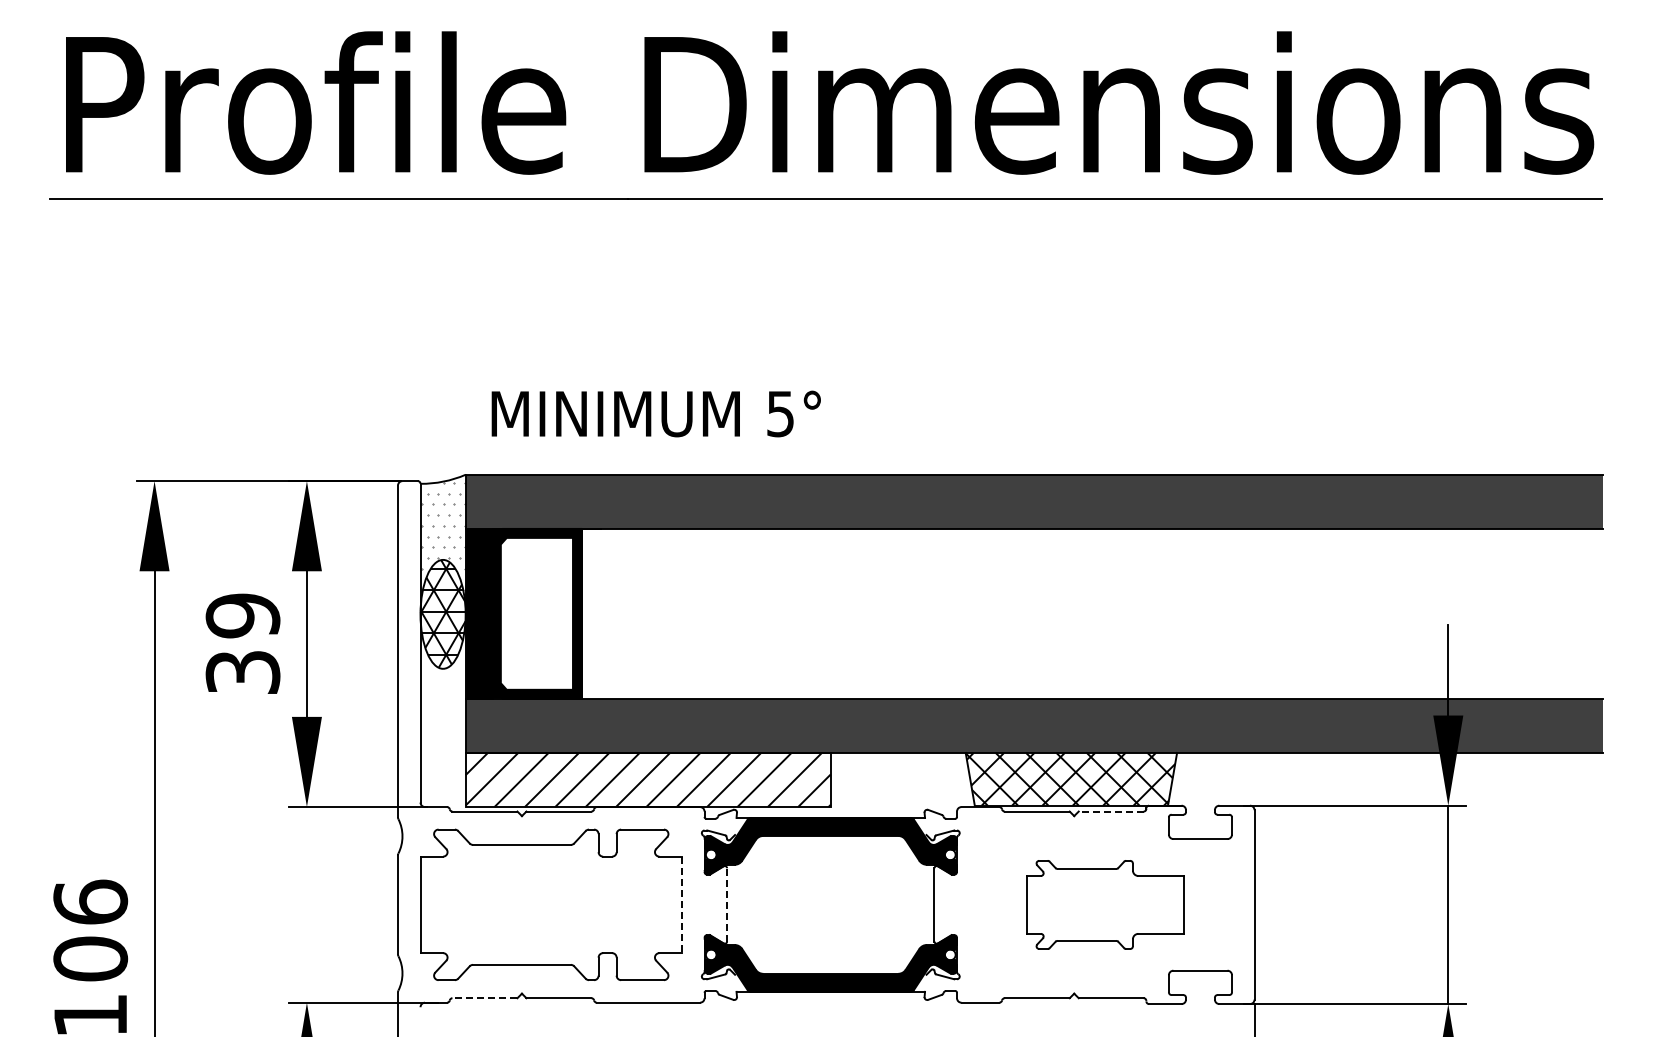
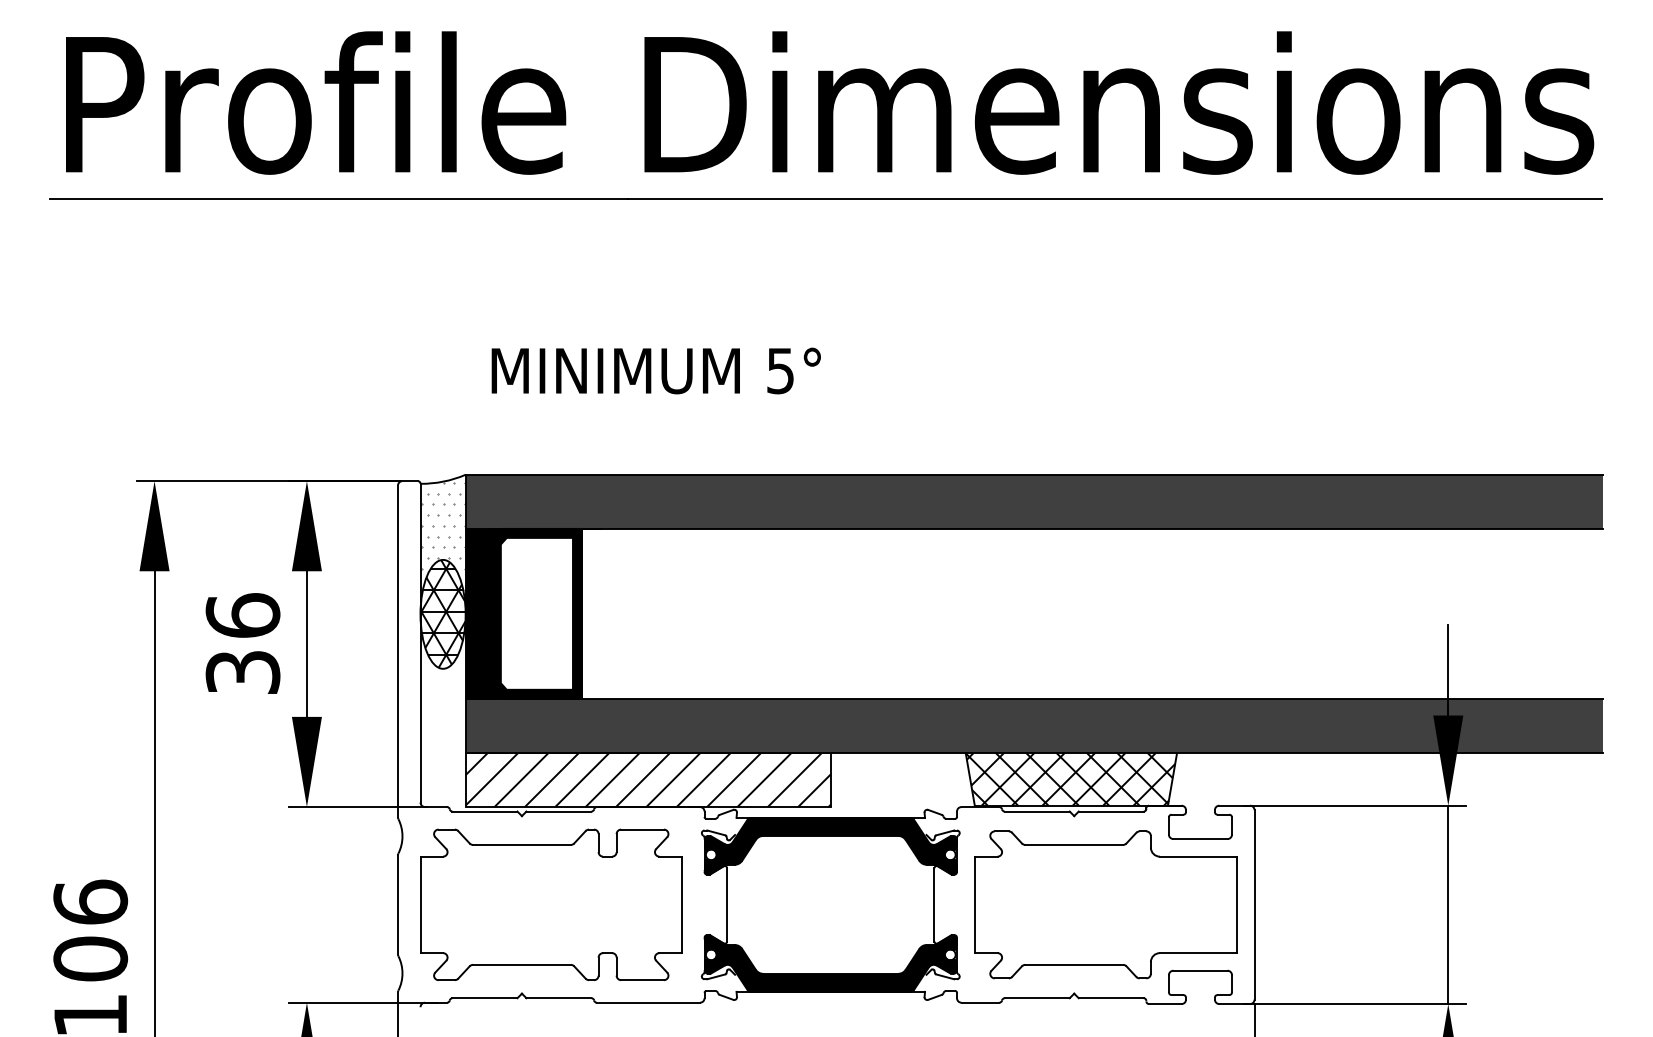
text position: (655, 413) -> (655, 370) (655, 370)
text: 39 -> 36 (242, 615)
line: dashed -> solid (1110, 811)
line: dashed -> solid (727, 904)
part size: 159x90 px -> 264x150 px (1105, 904)
line: dashed -> solid (682, 905)
line: dashed -> solid (484, 998)
